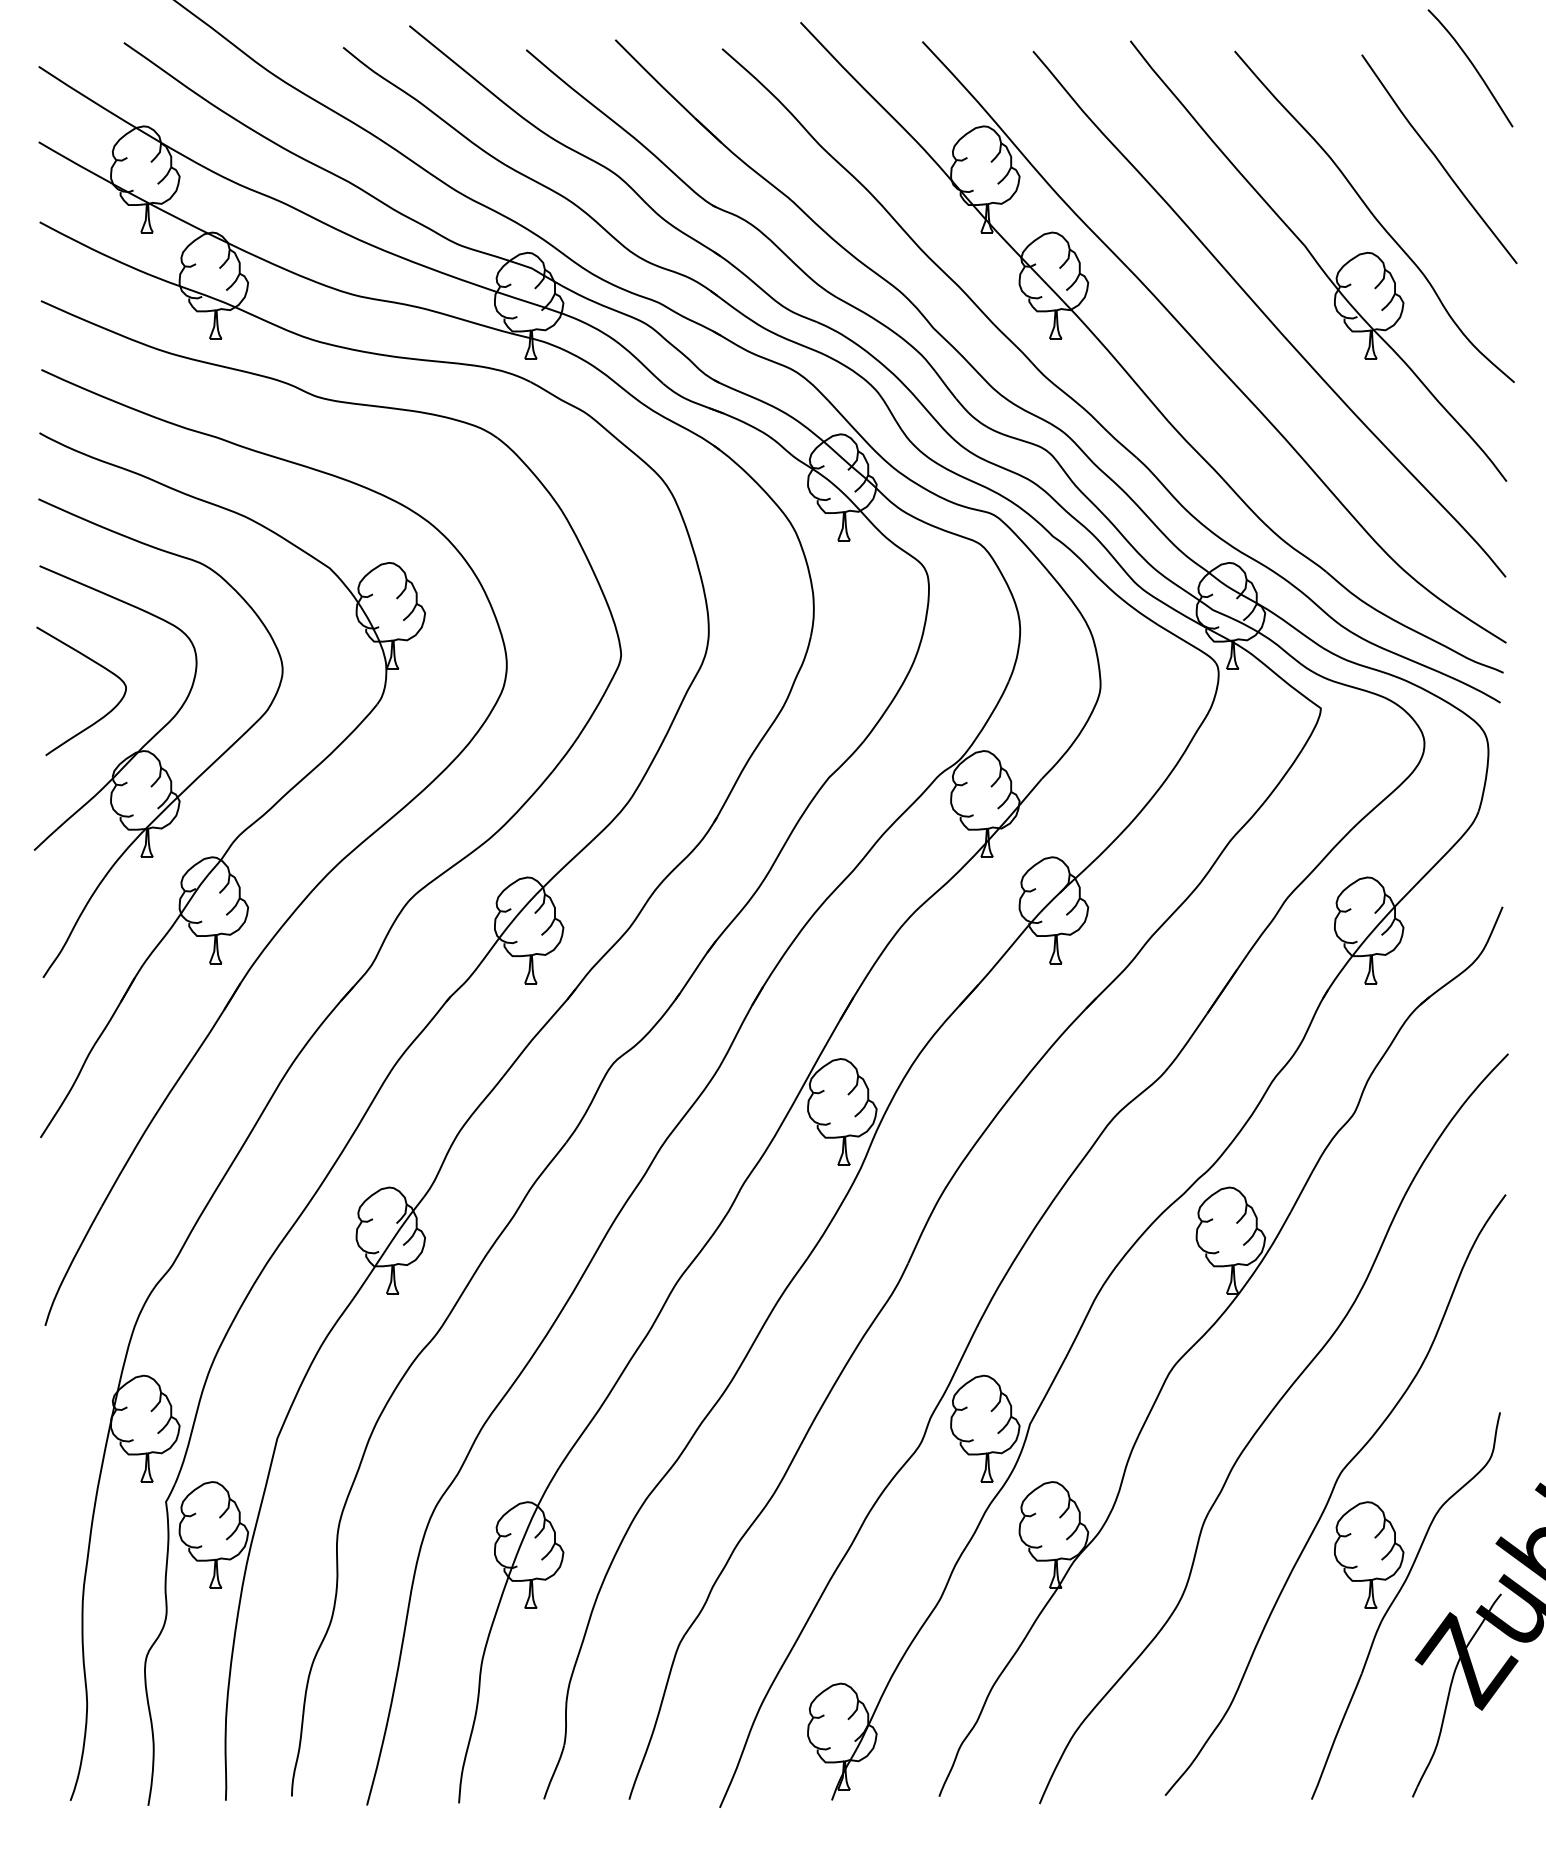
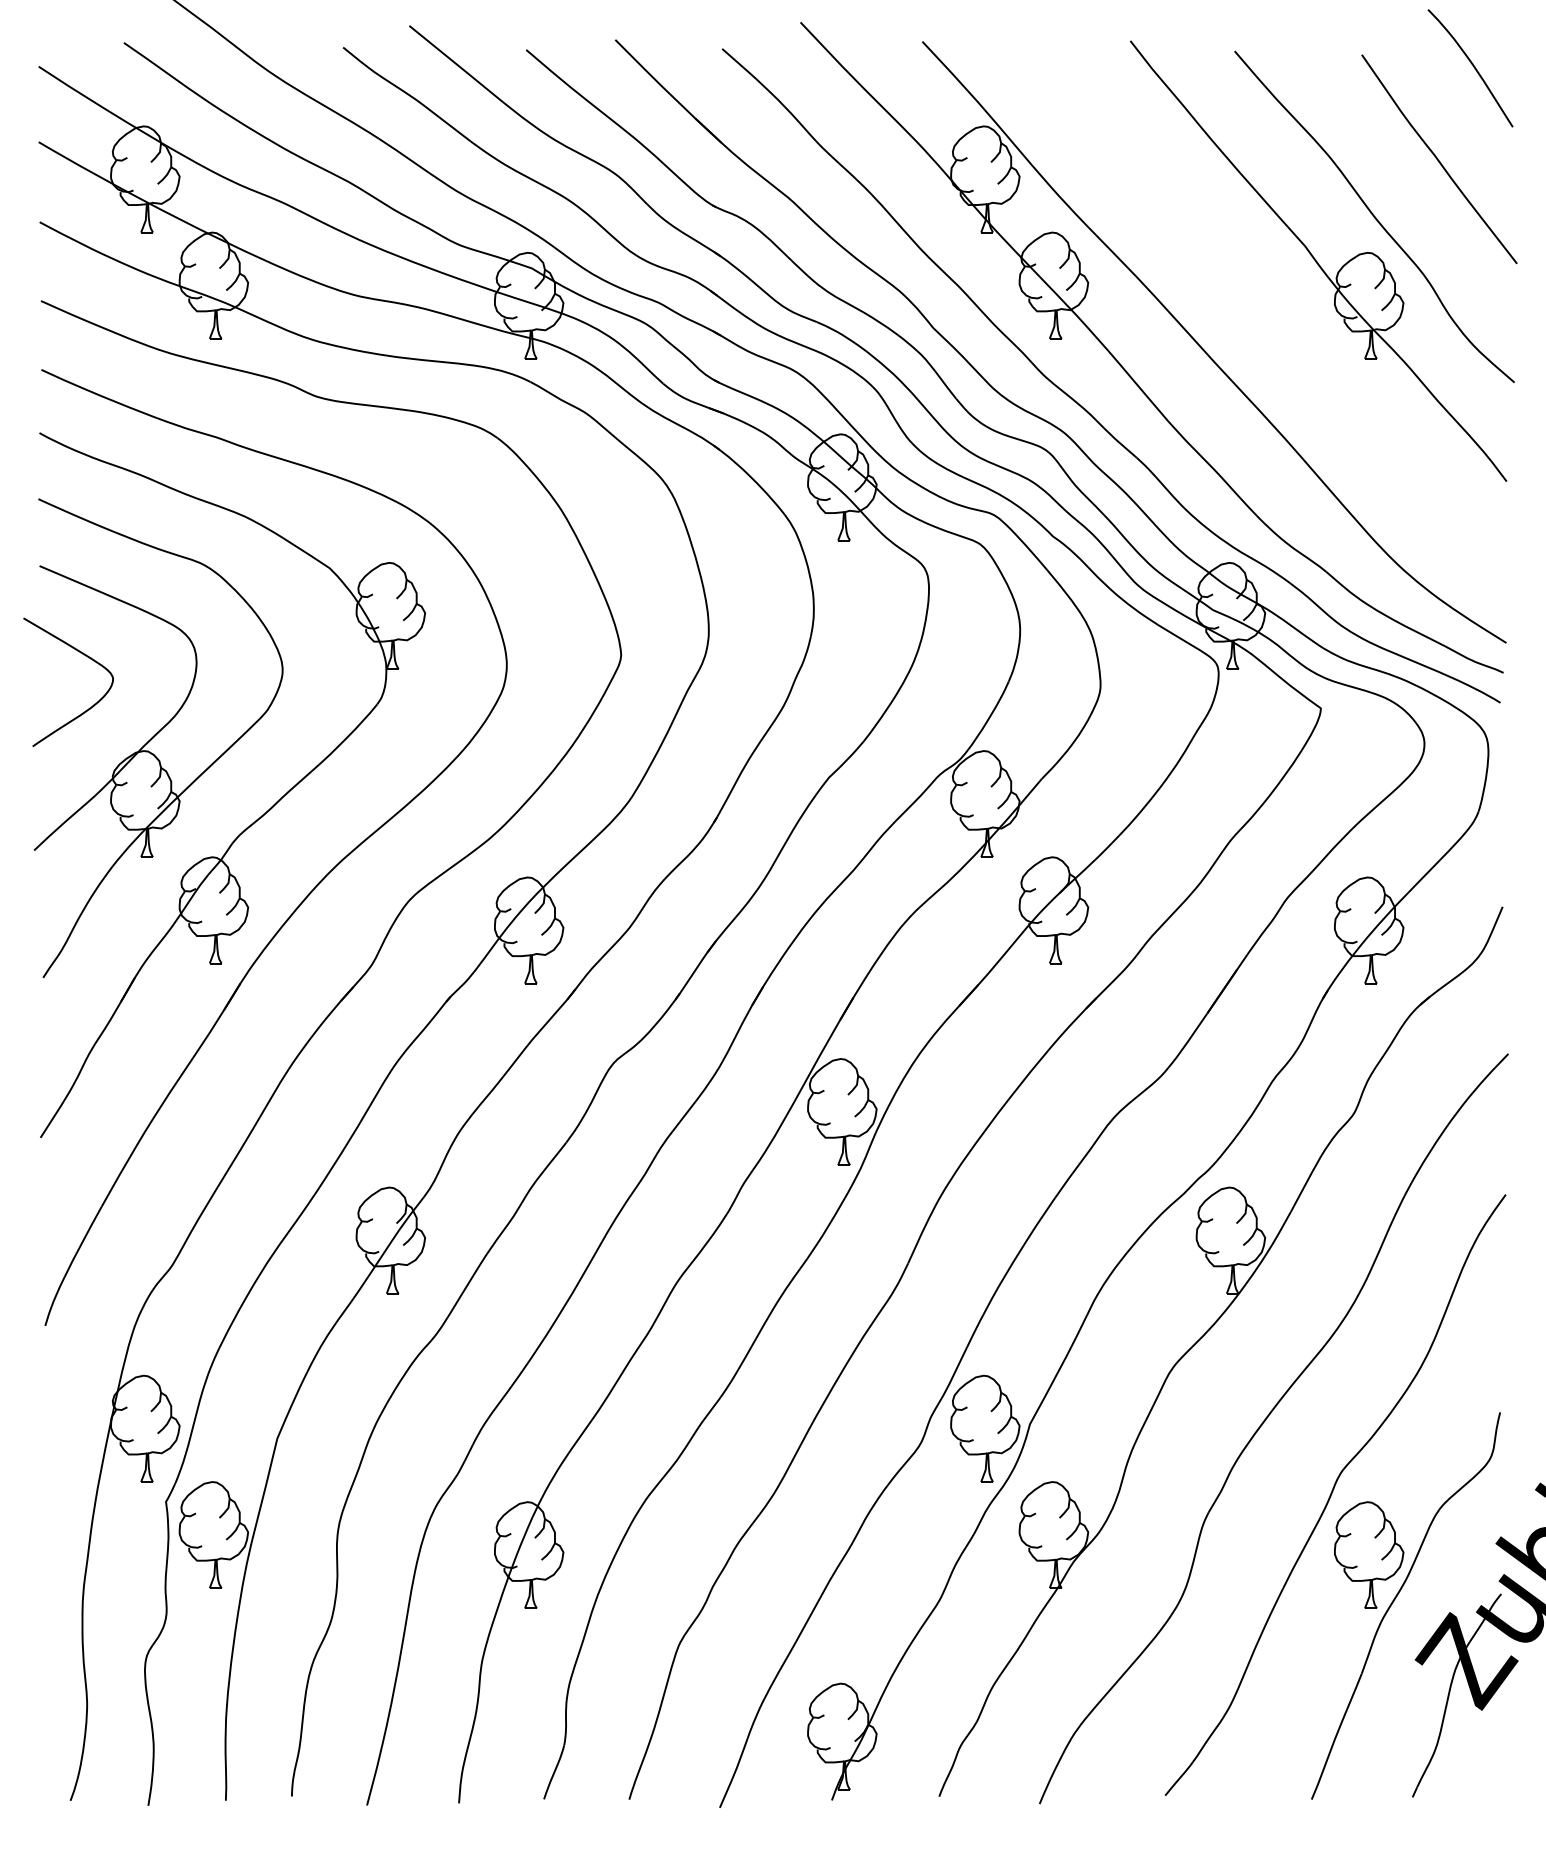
curve: present -> none (1267, 316)
curve position: (98, 665) -> (85, 656) (85, 656)
